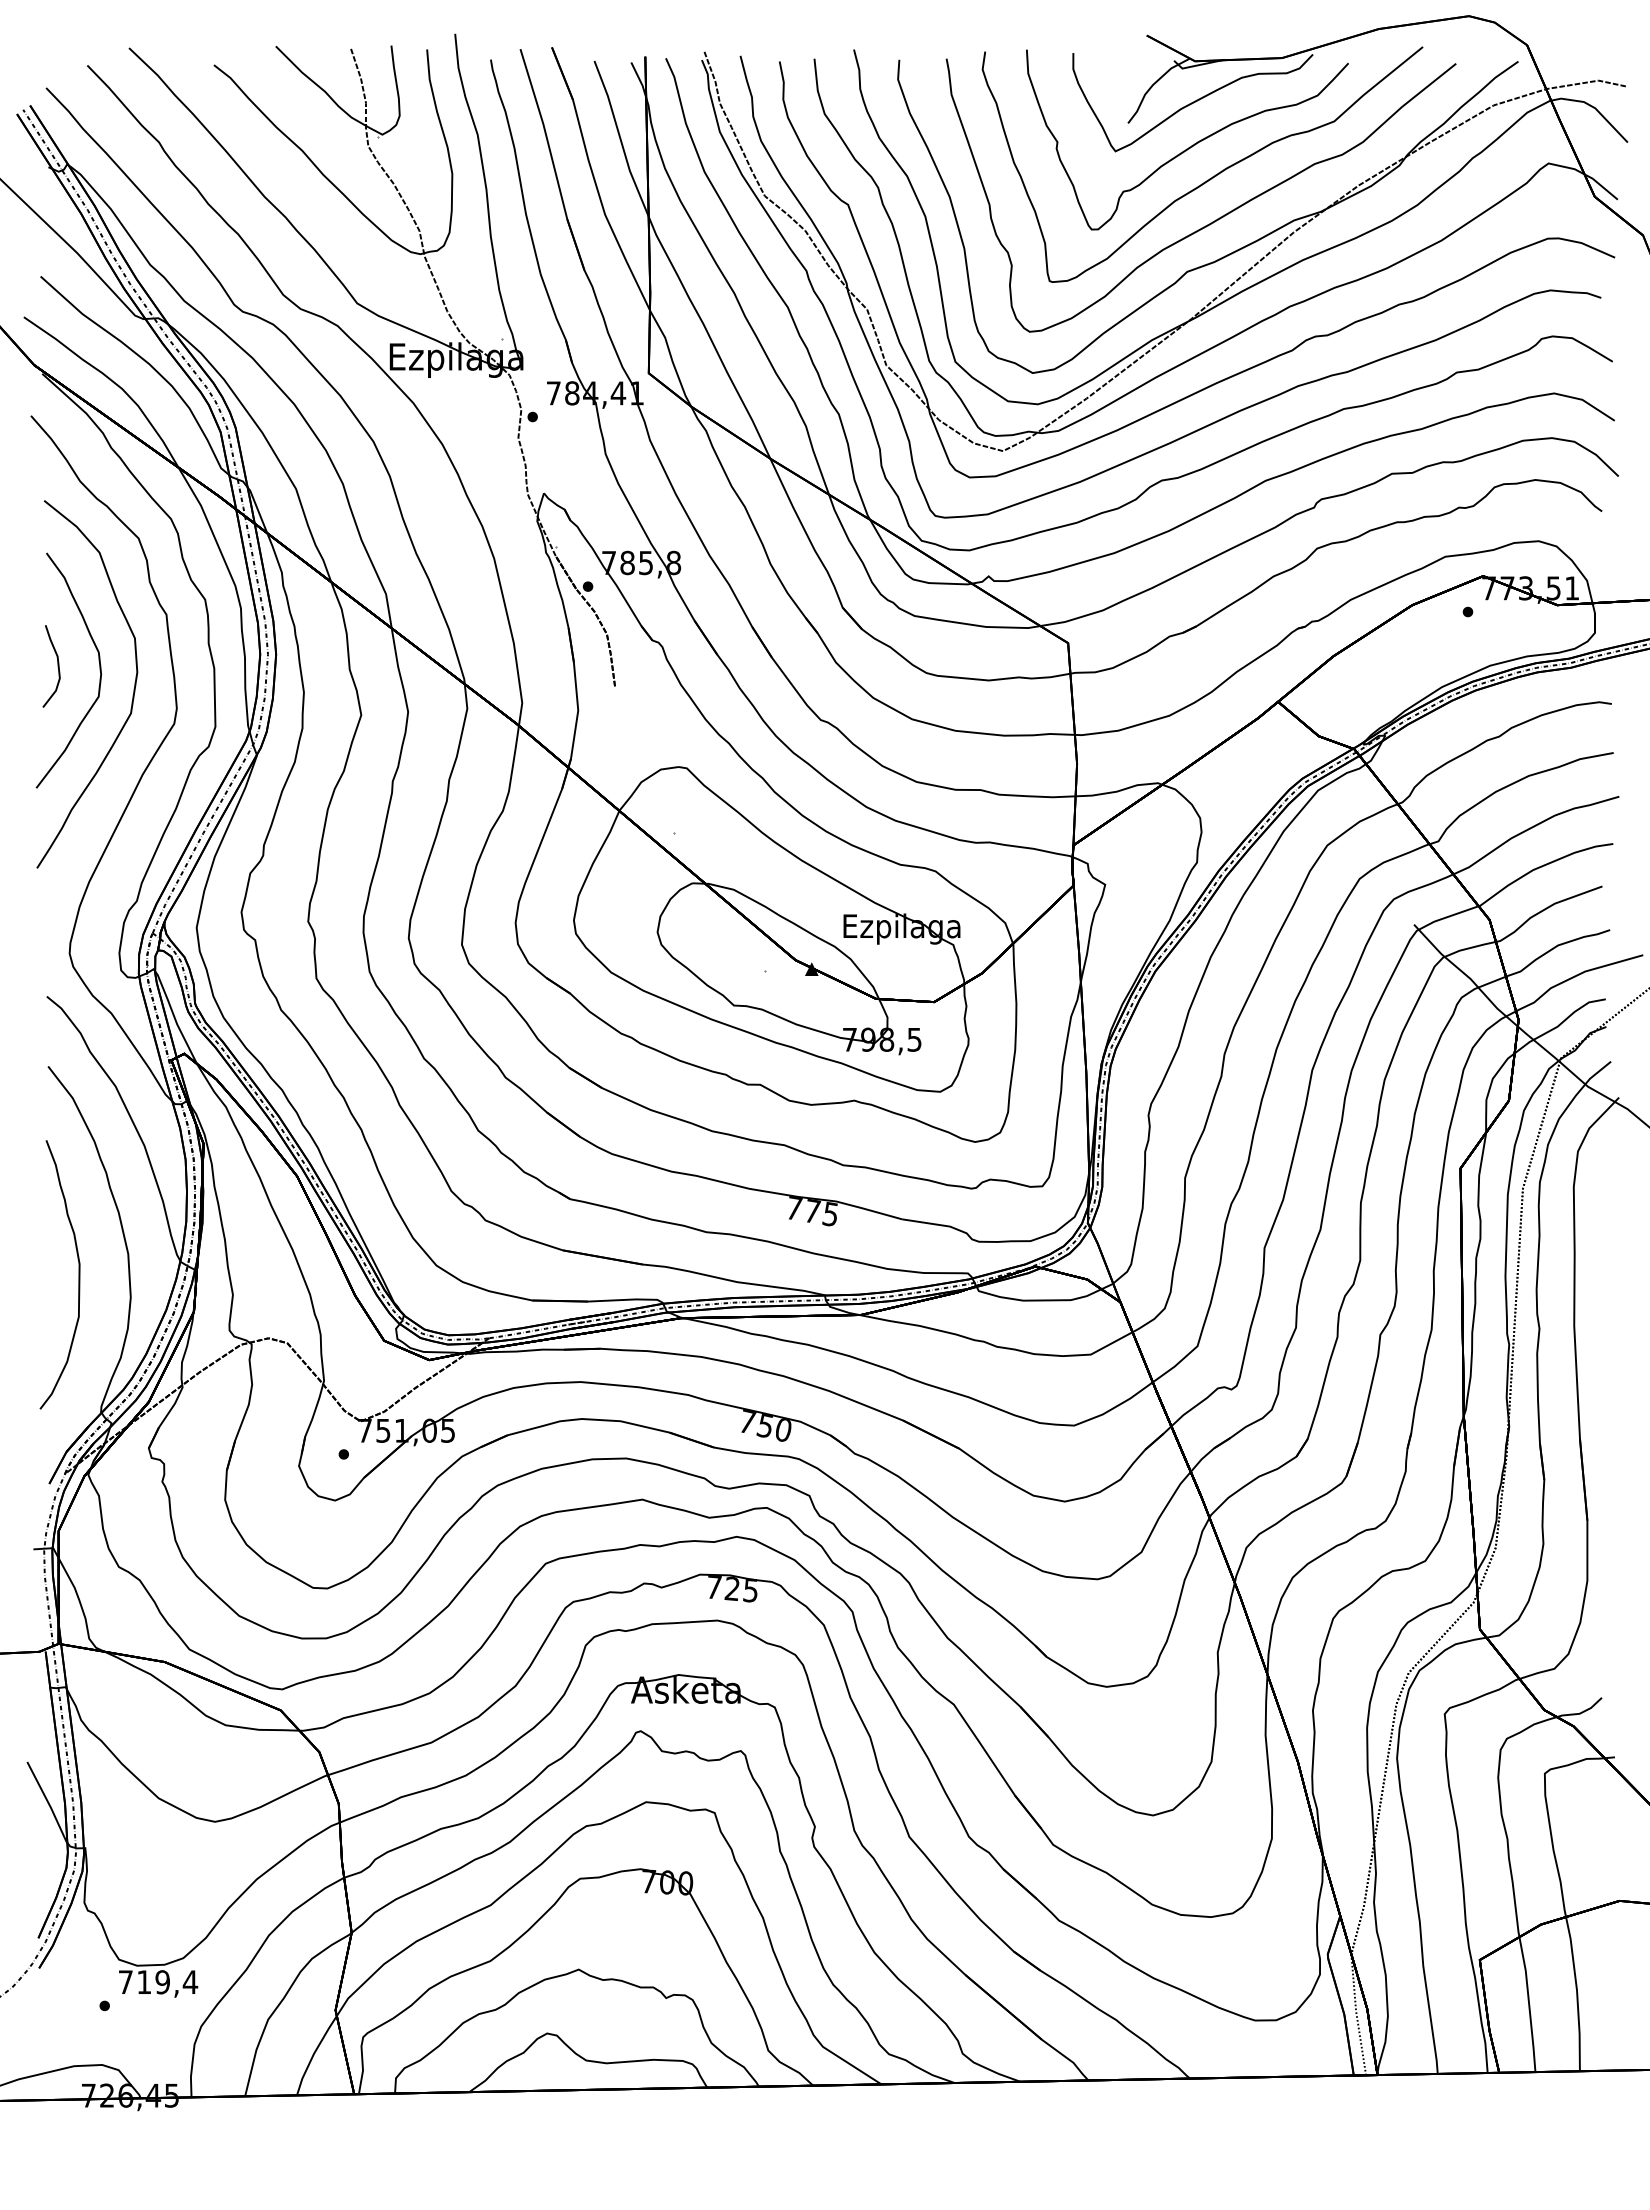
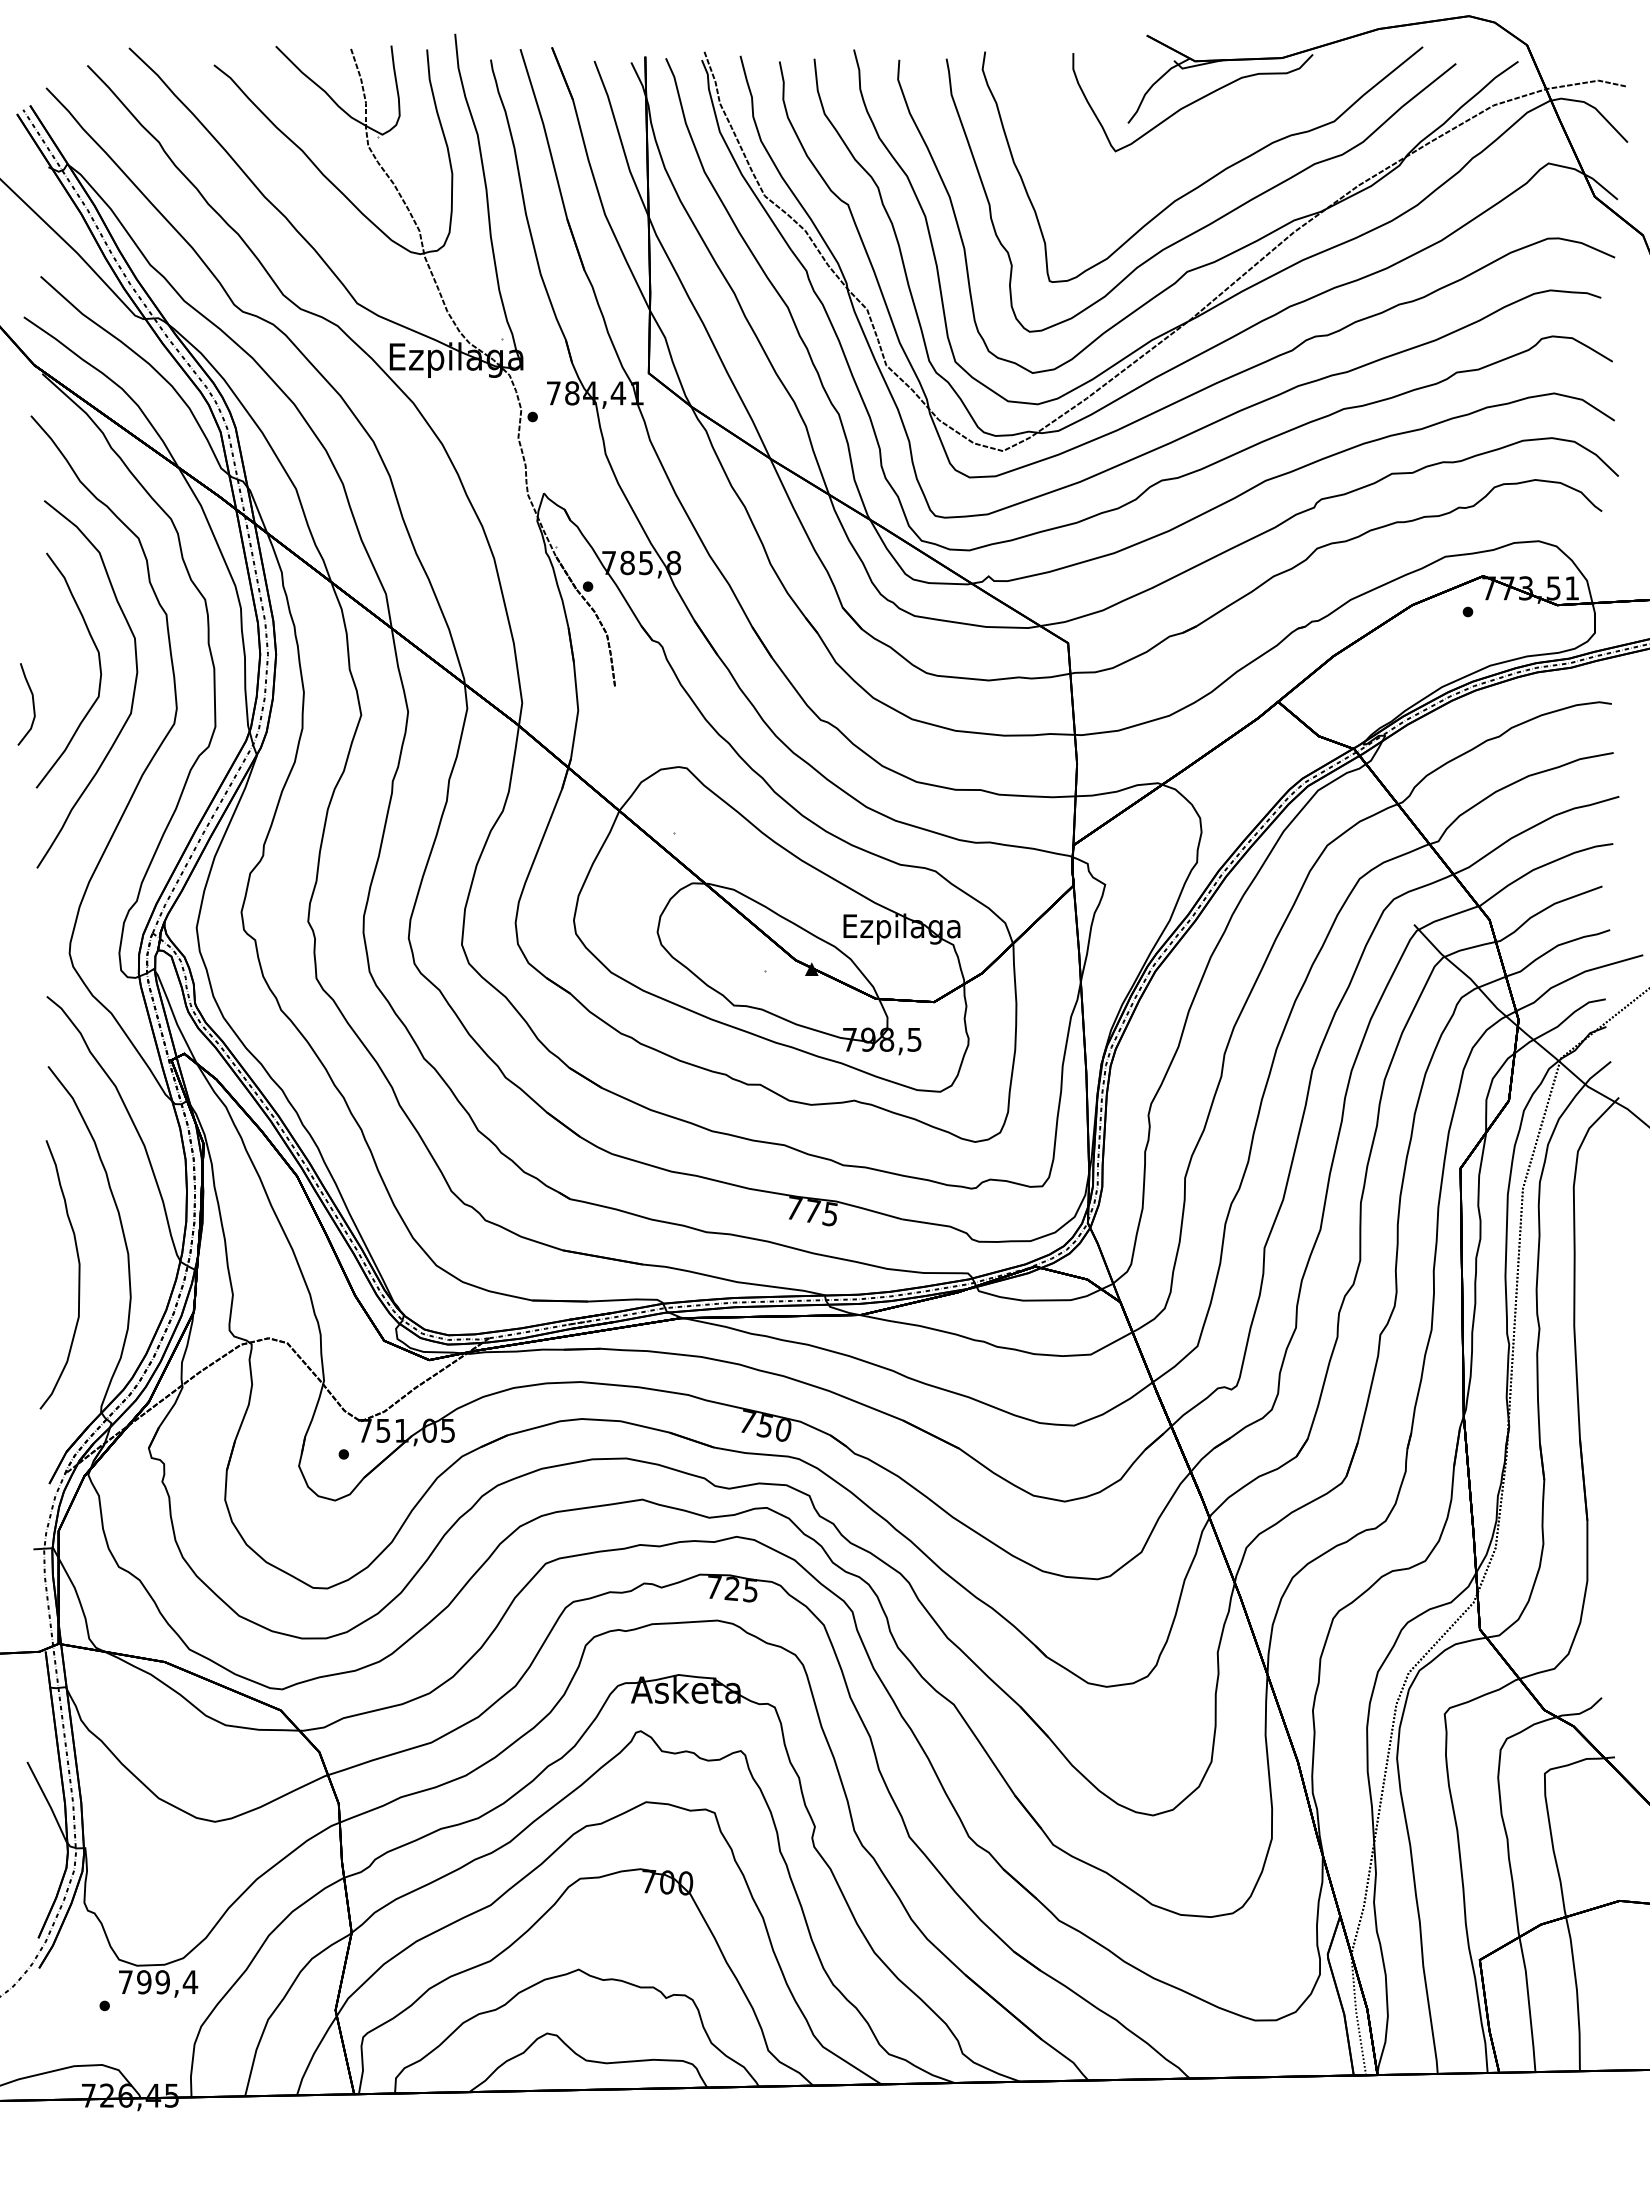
curve: present -> none (1192, 144)
curve position: (57, 666) -> (32, 704) (32, 704)
text: 719,4 -> 799,4 (144, 1982)
